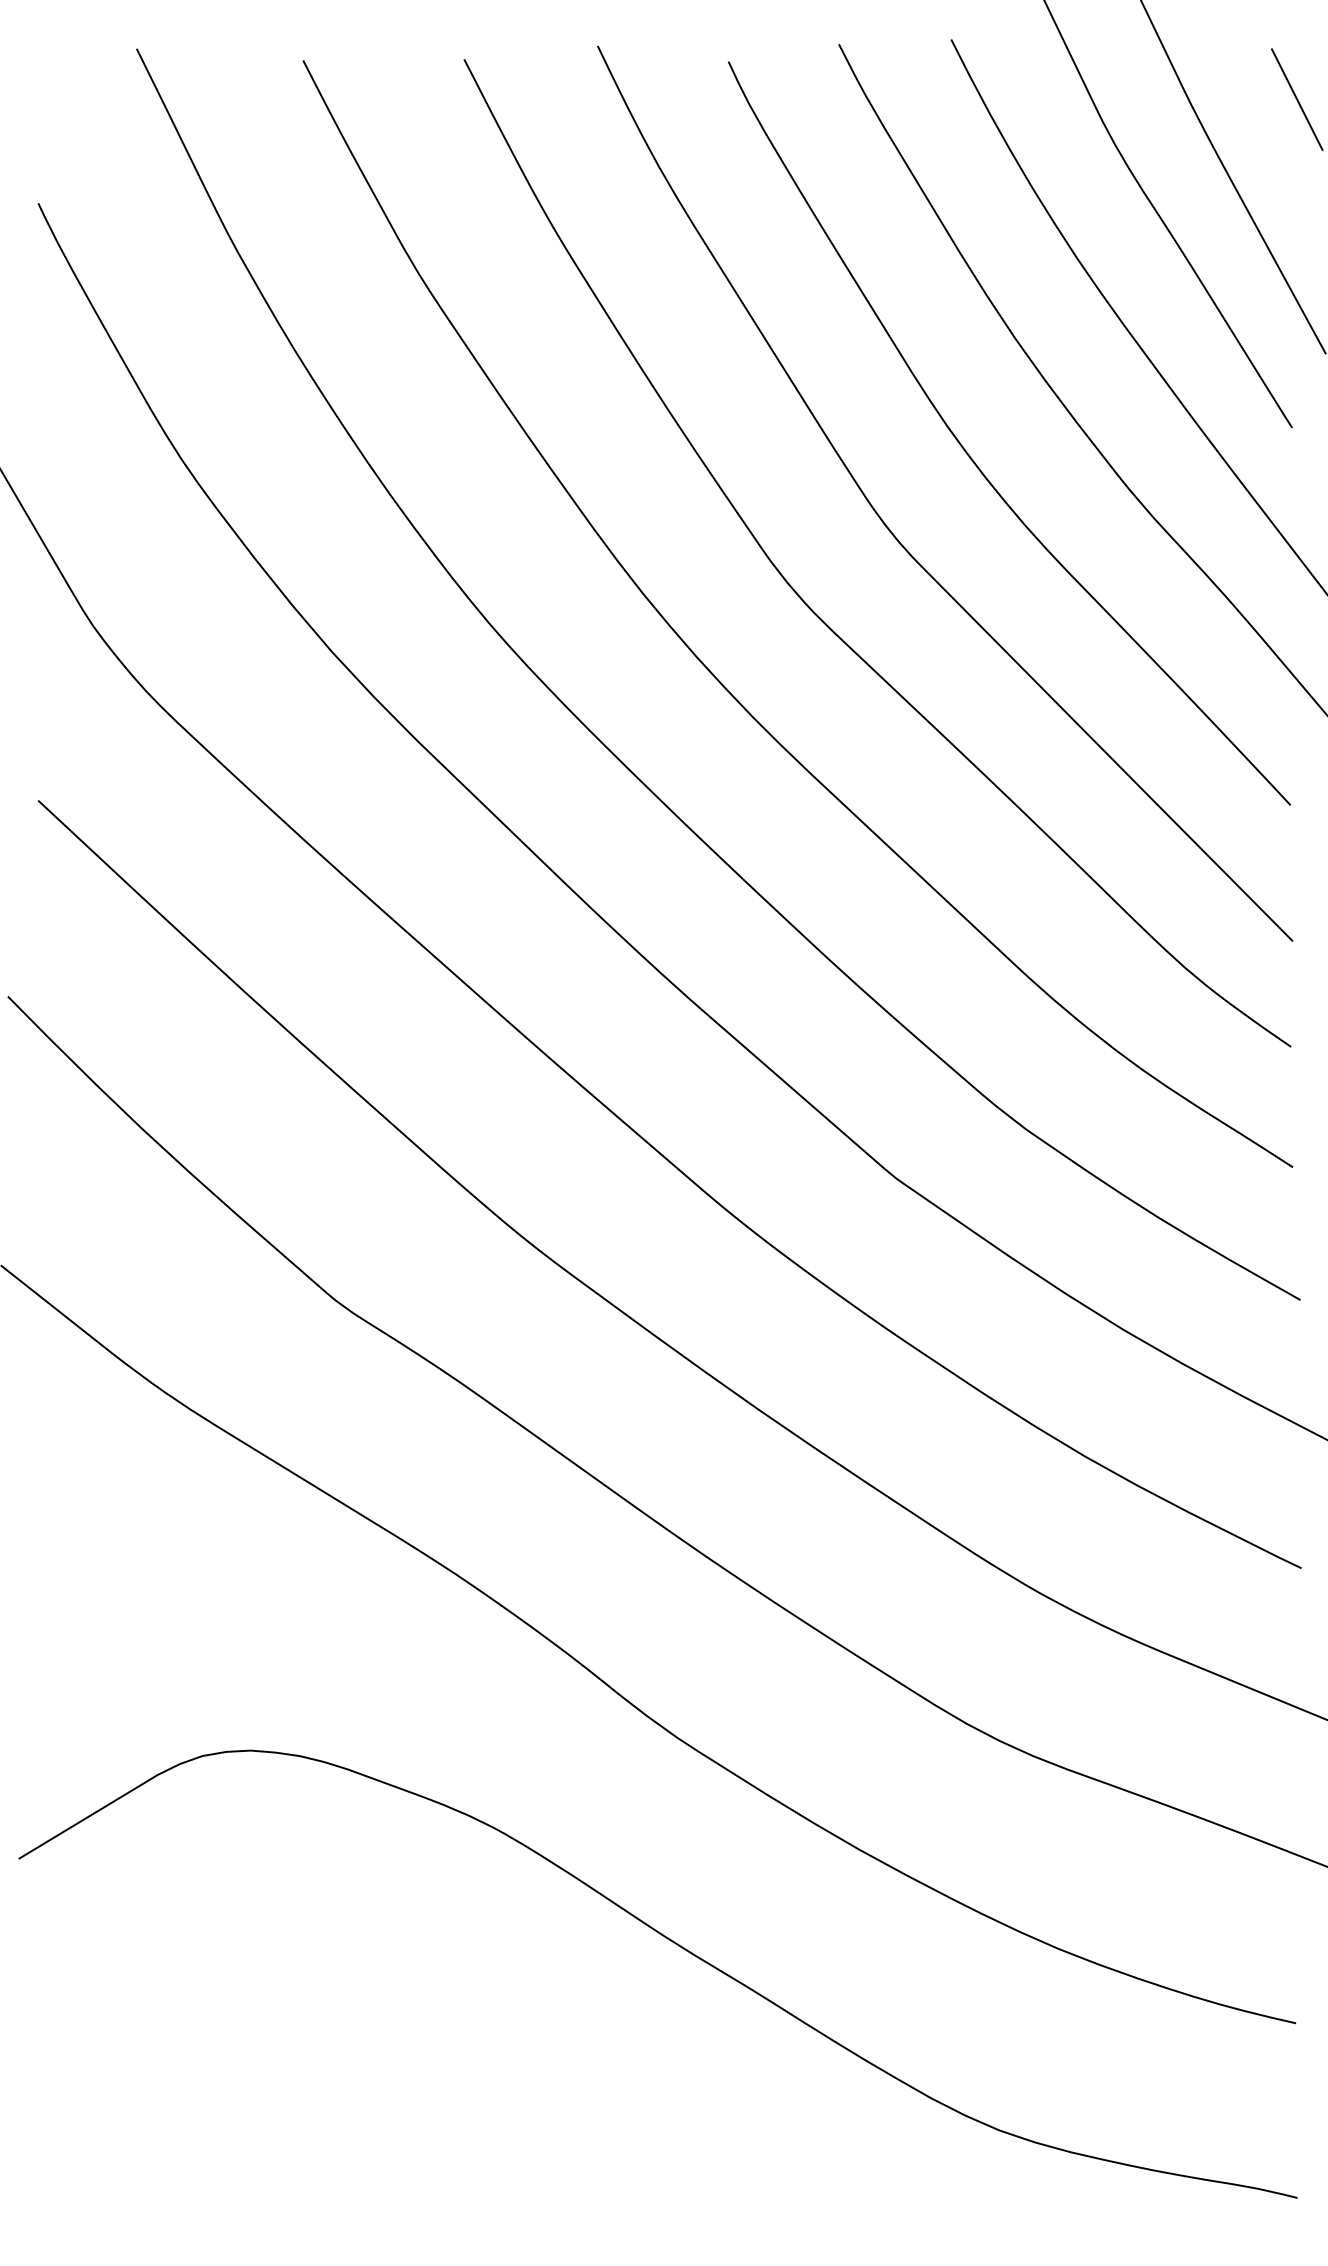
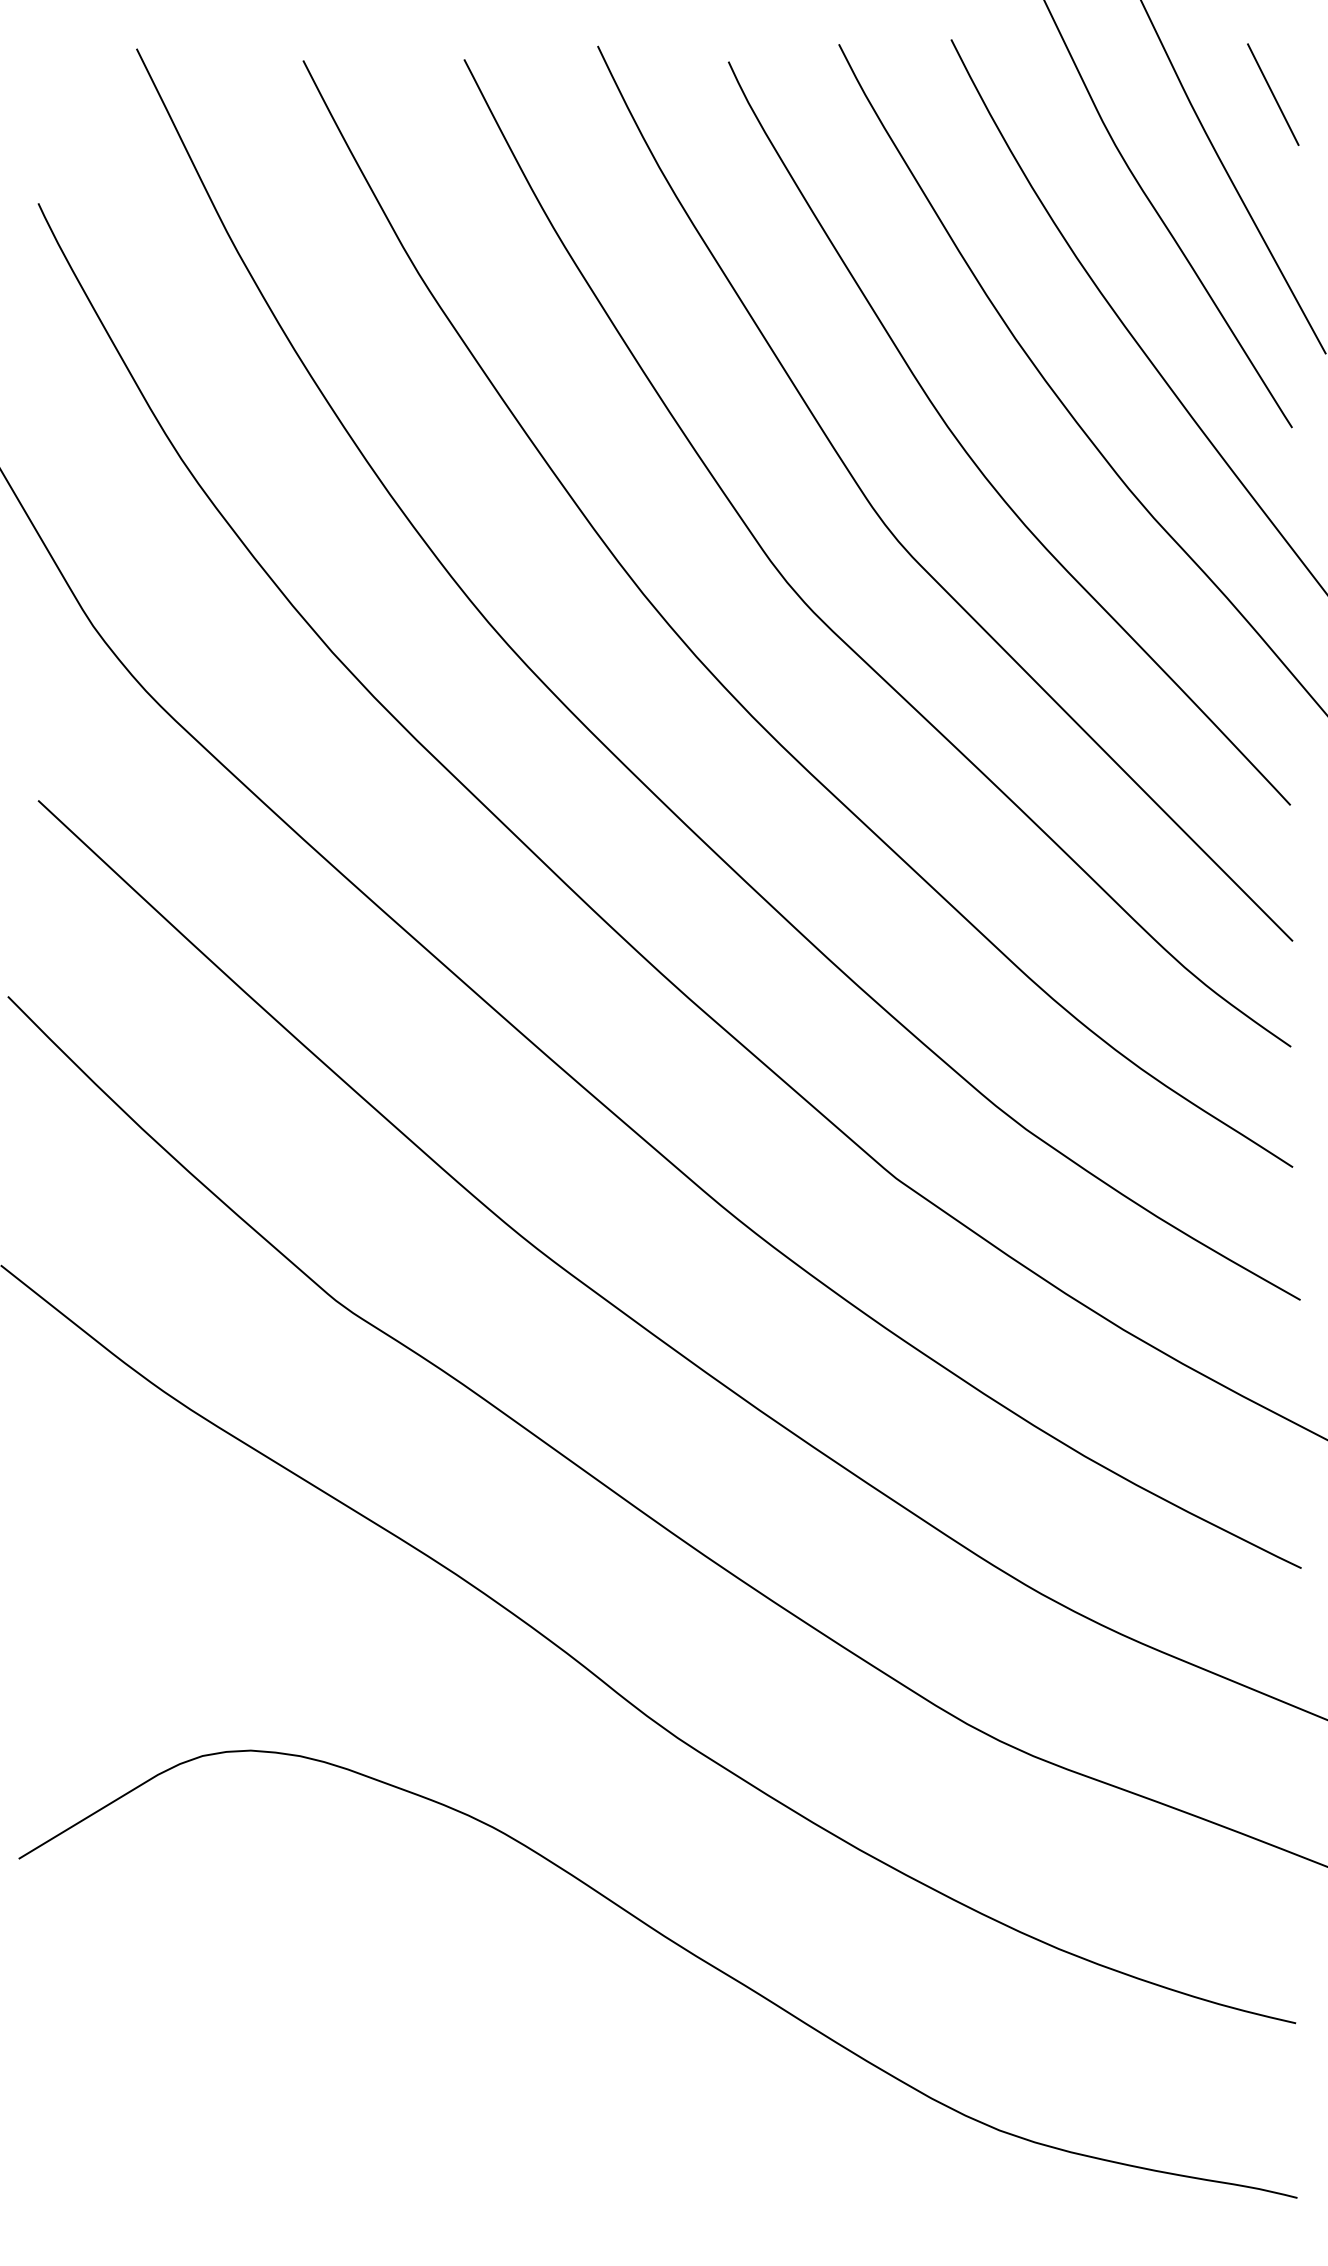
line position: (1297, 99) -> (1273, 94) (1273, 94)
